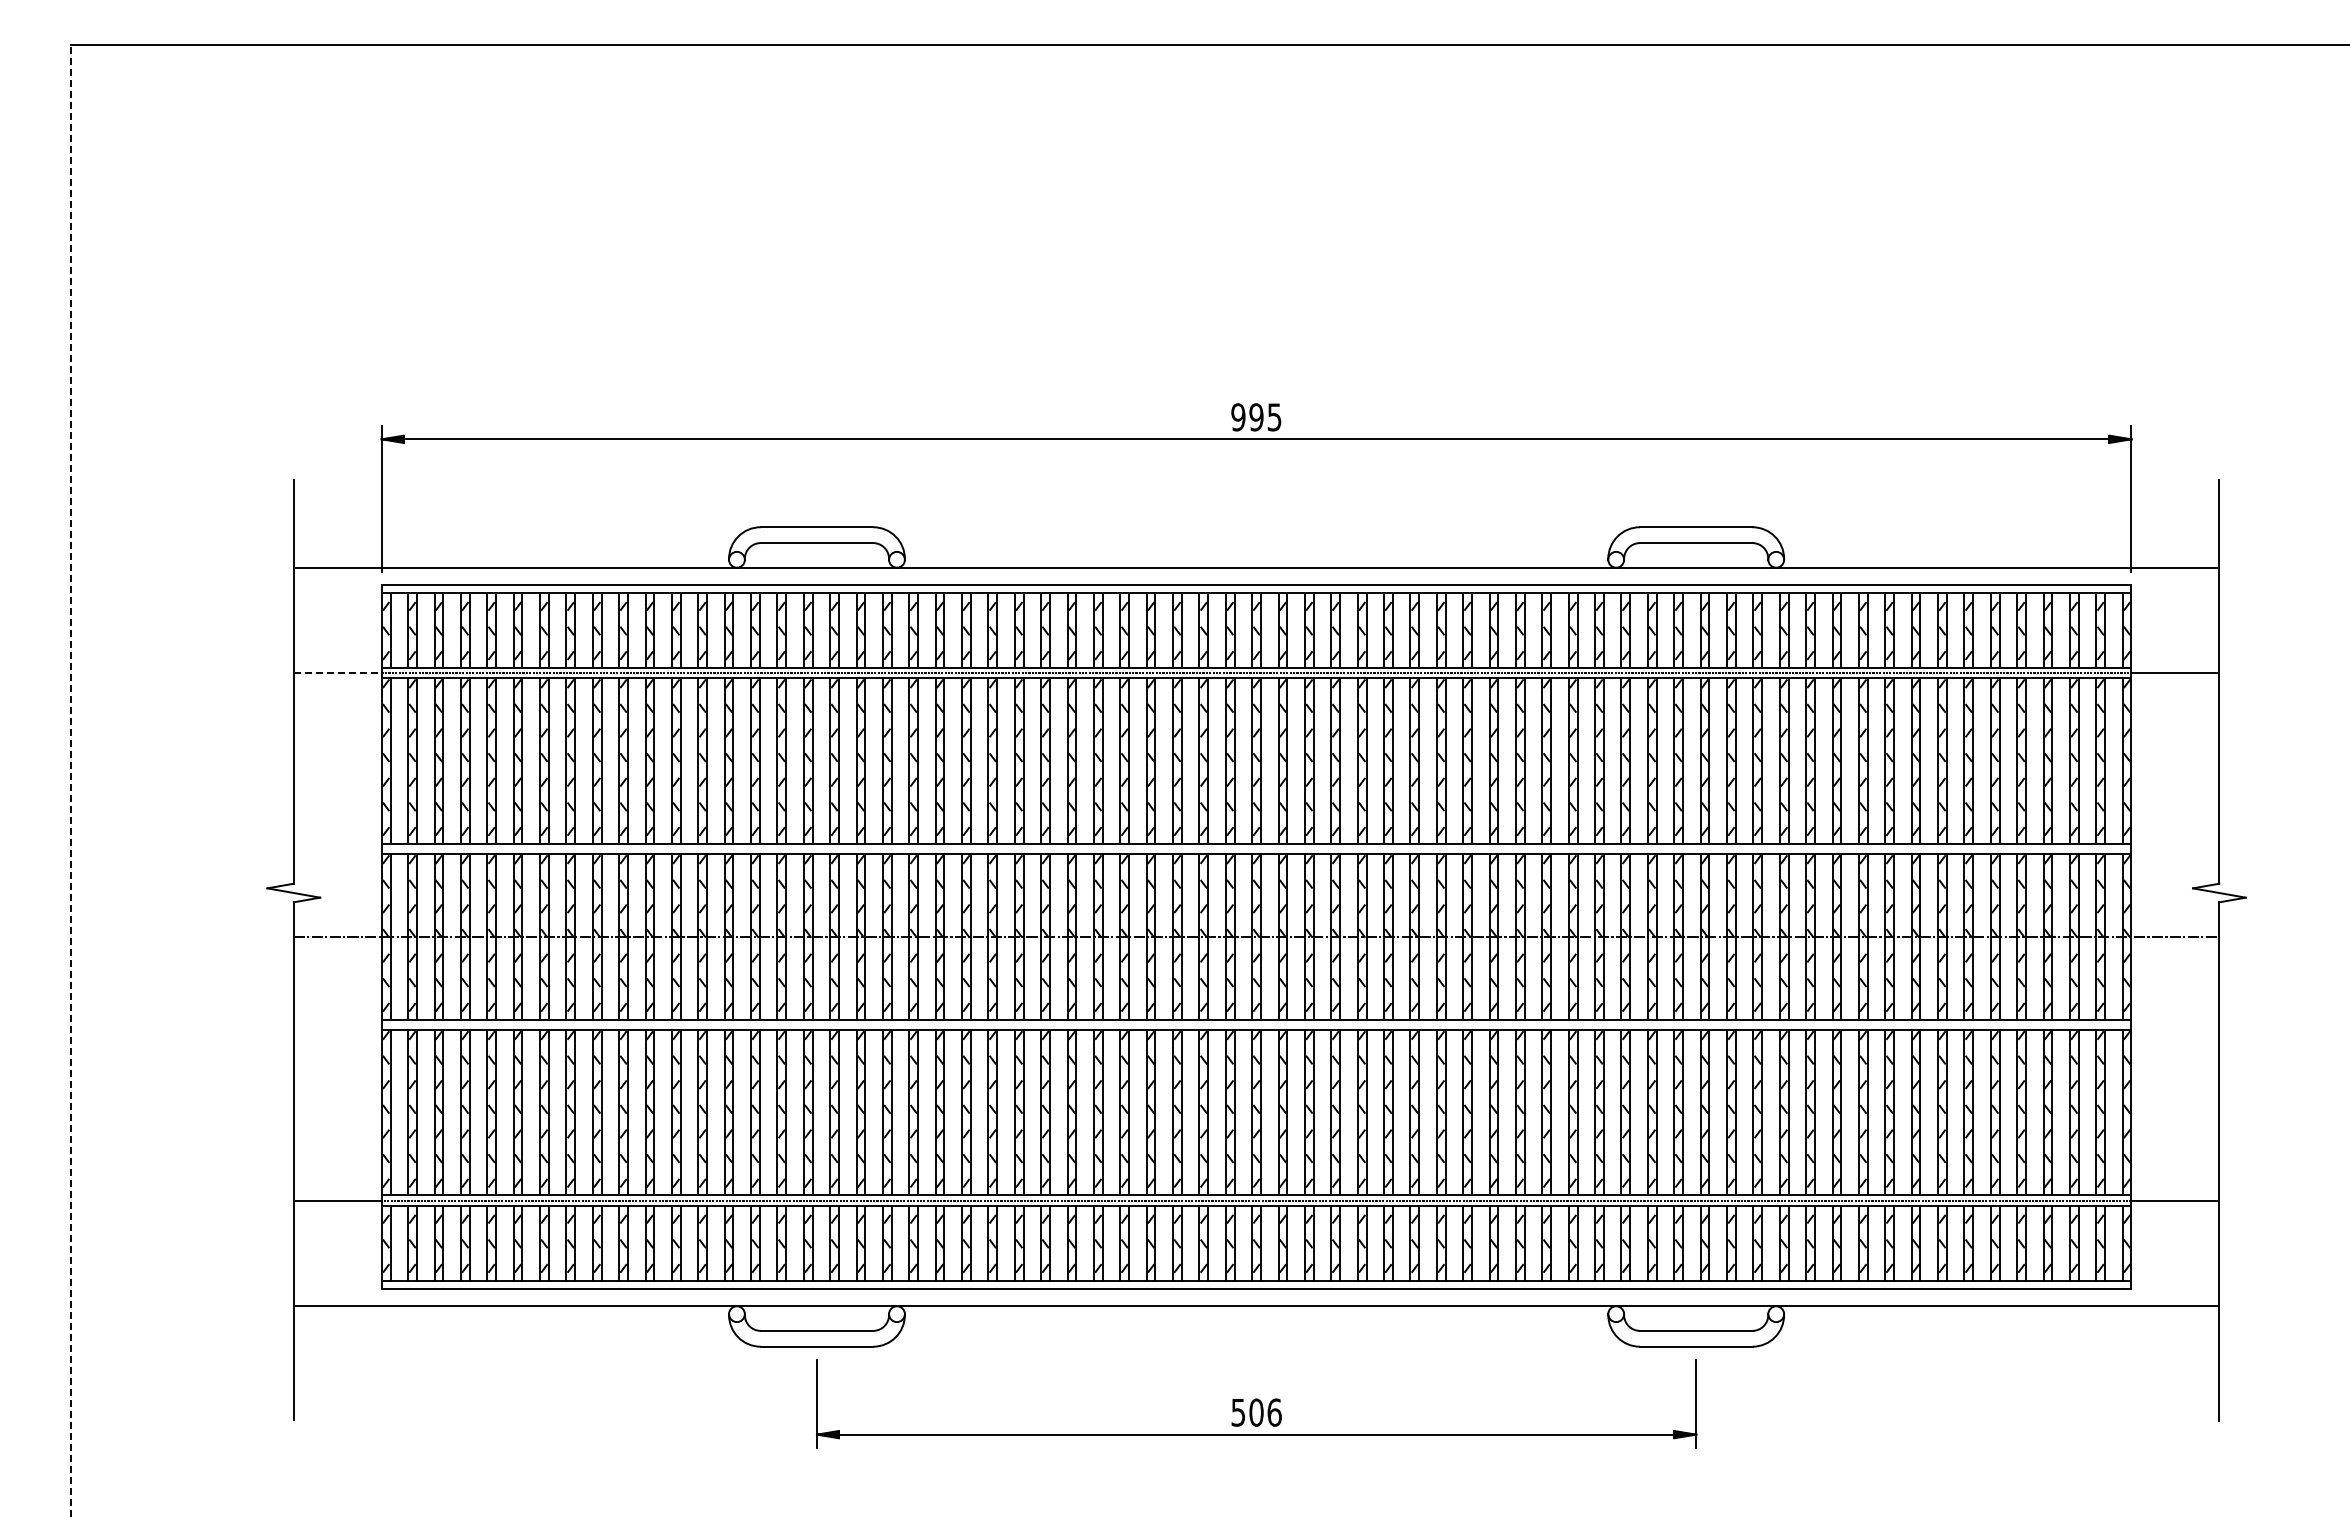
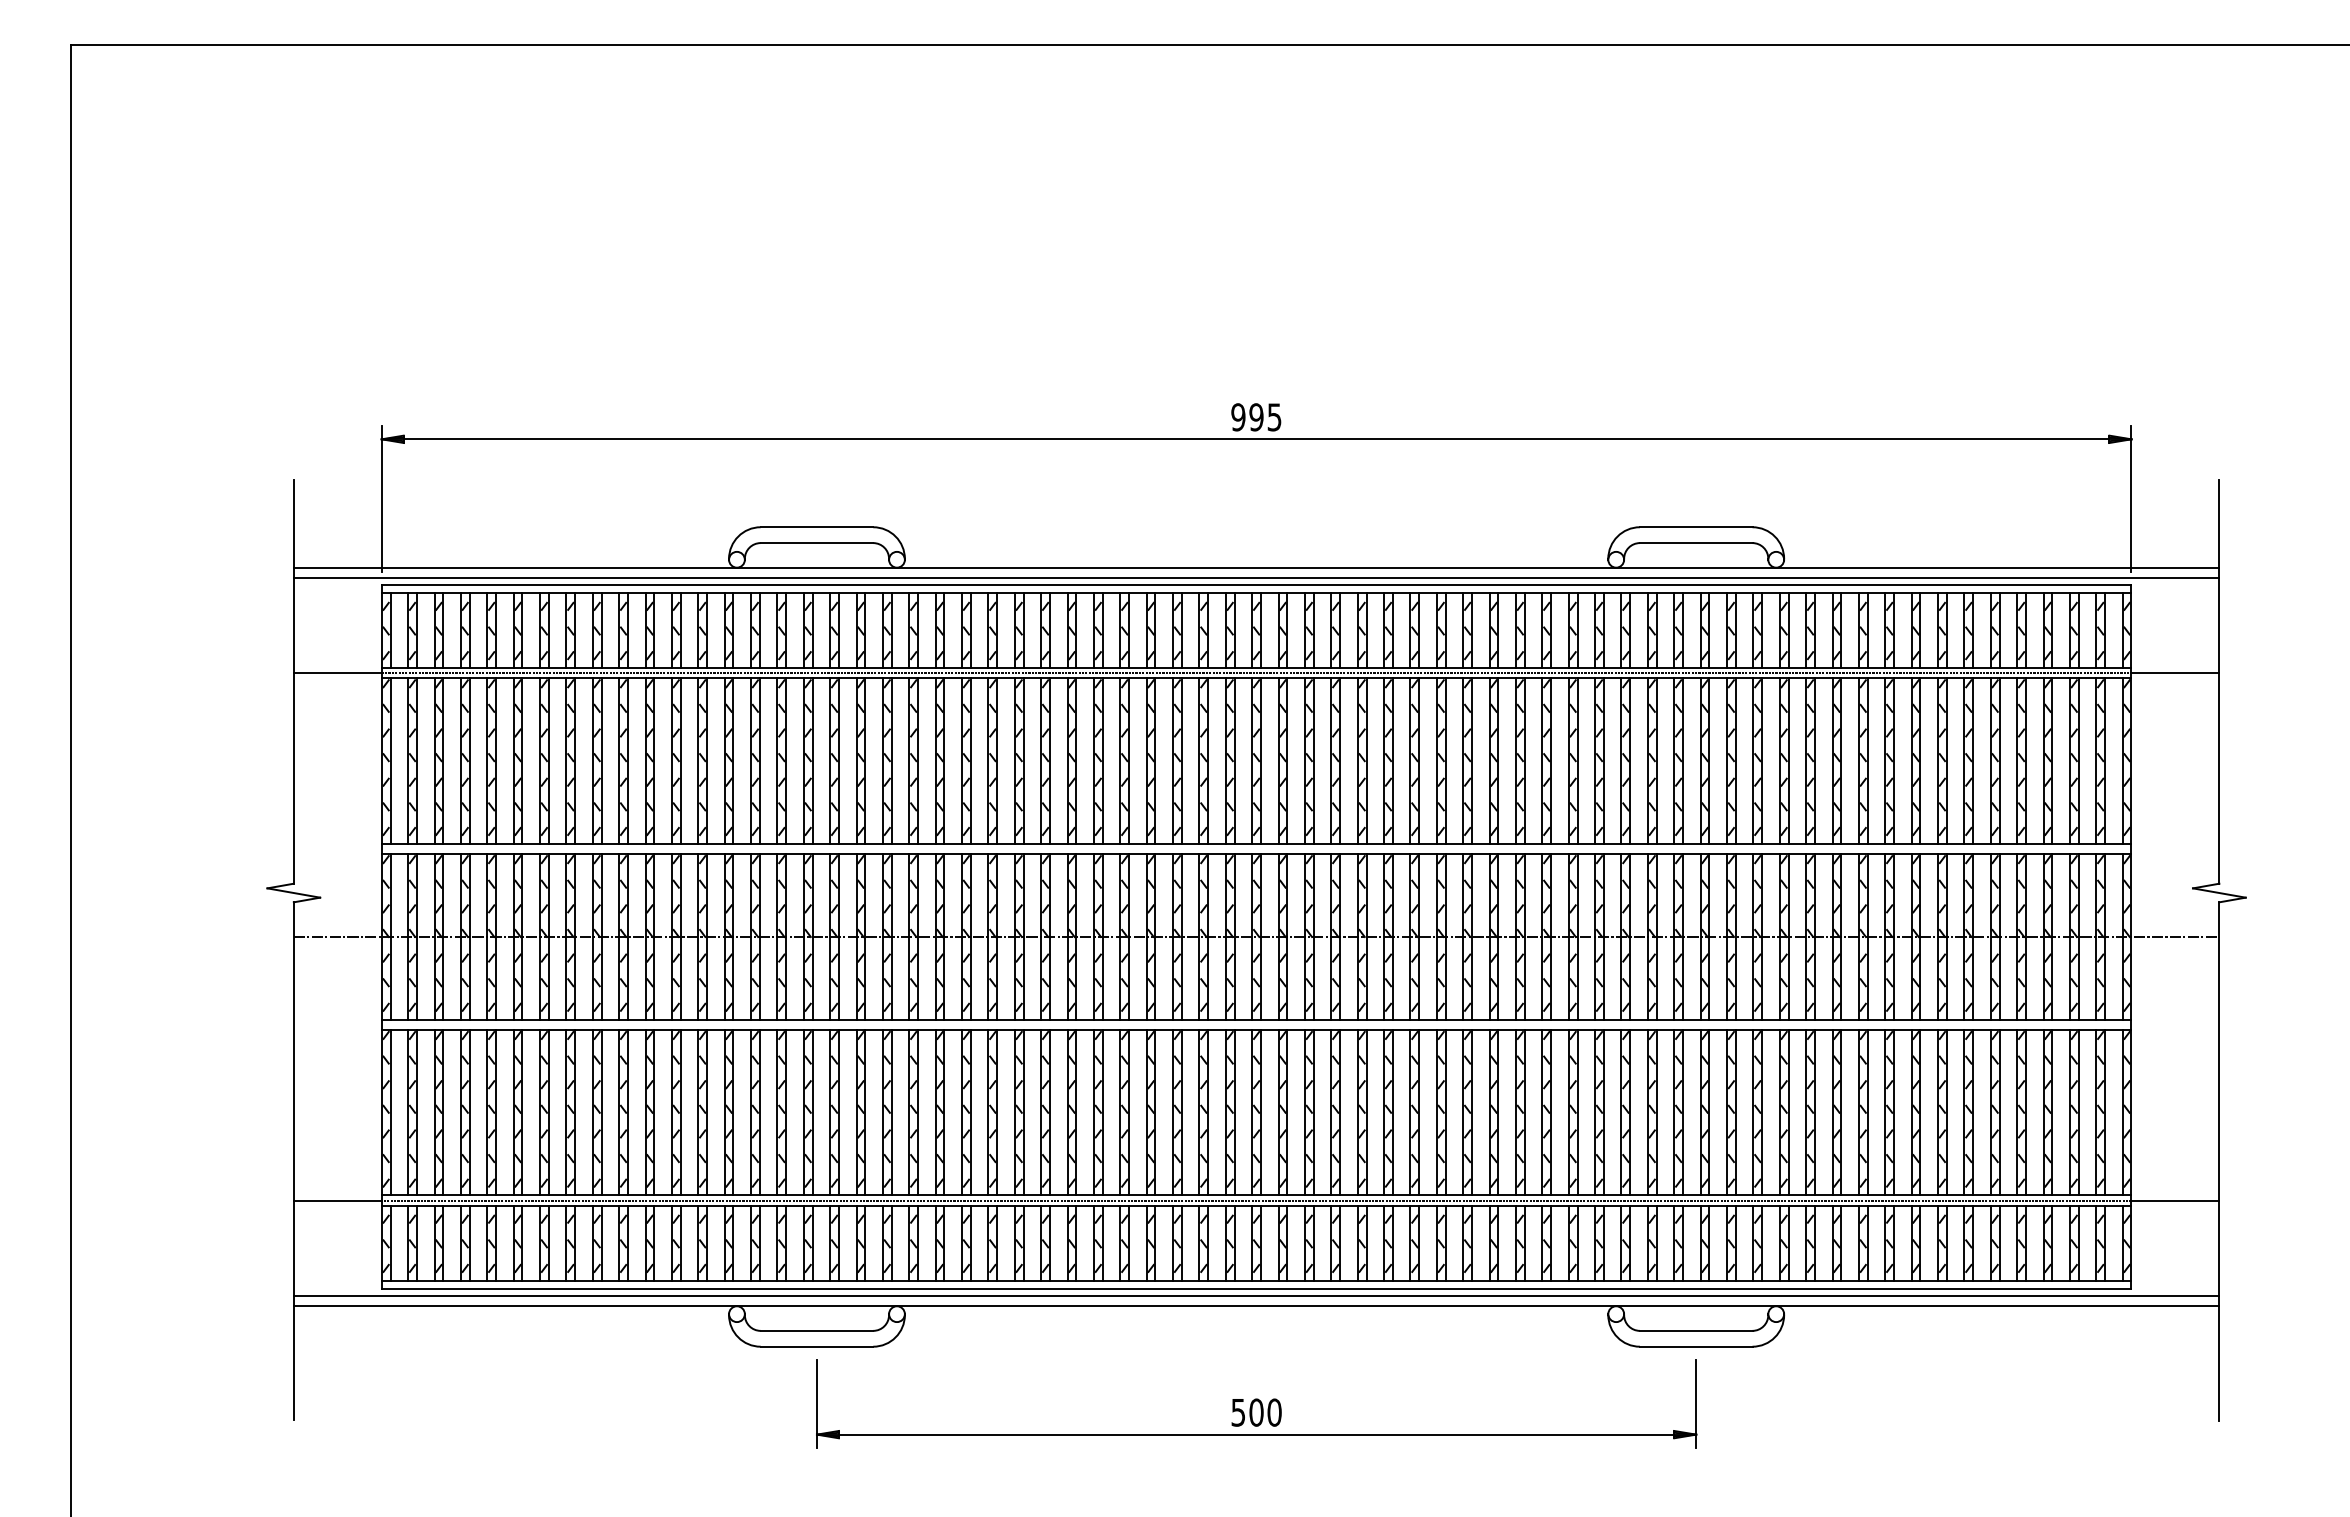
line: none -> present (1256, 578)
line: dashed -> solid (337, 673)
line: dashed -> solid (70, 780)
line: none -> present (1256, 1295)
text: 506 -> 500 (1274, 1412)
